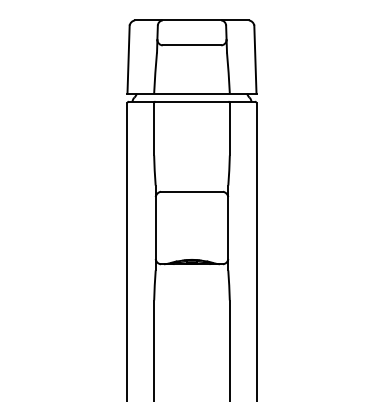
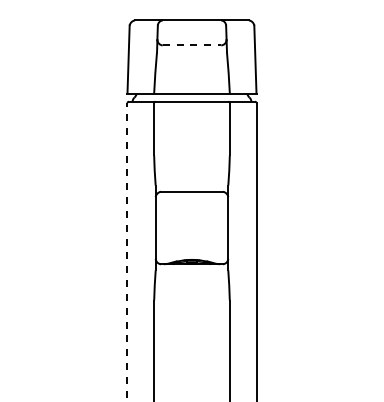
line: solid -> dashed (192, 45)
line: solid -> dashed (127, 251)
